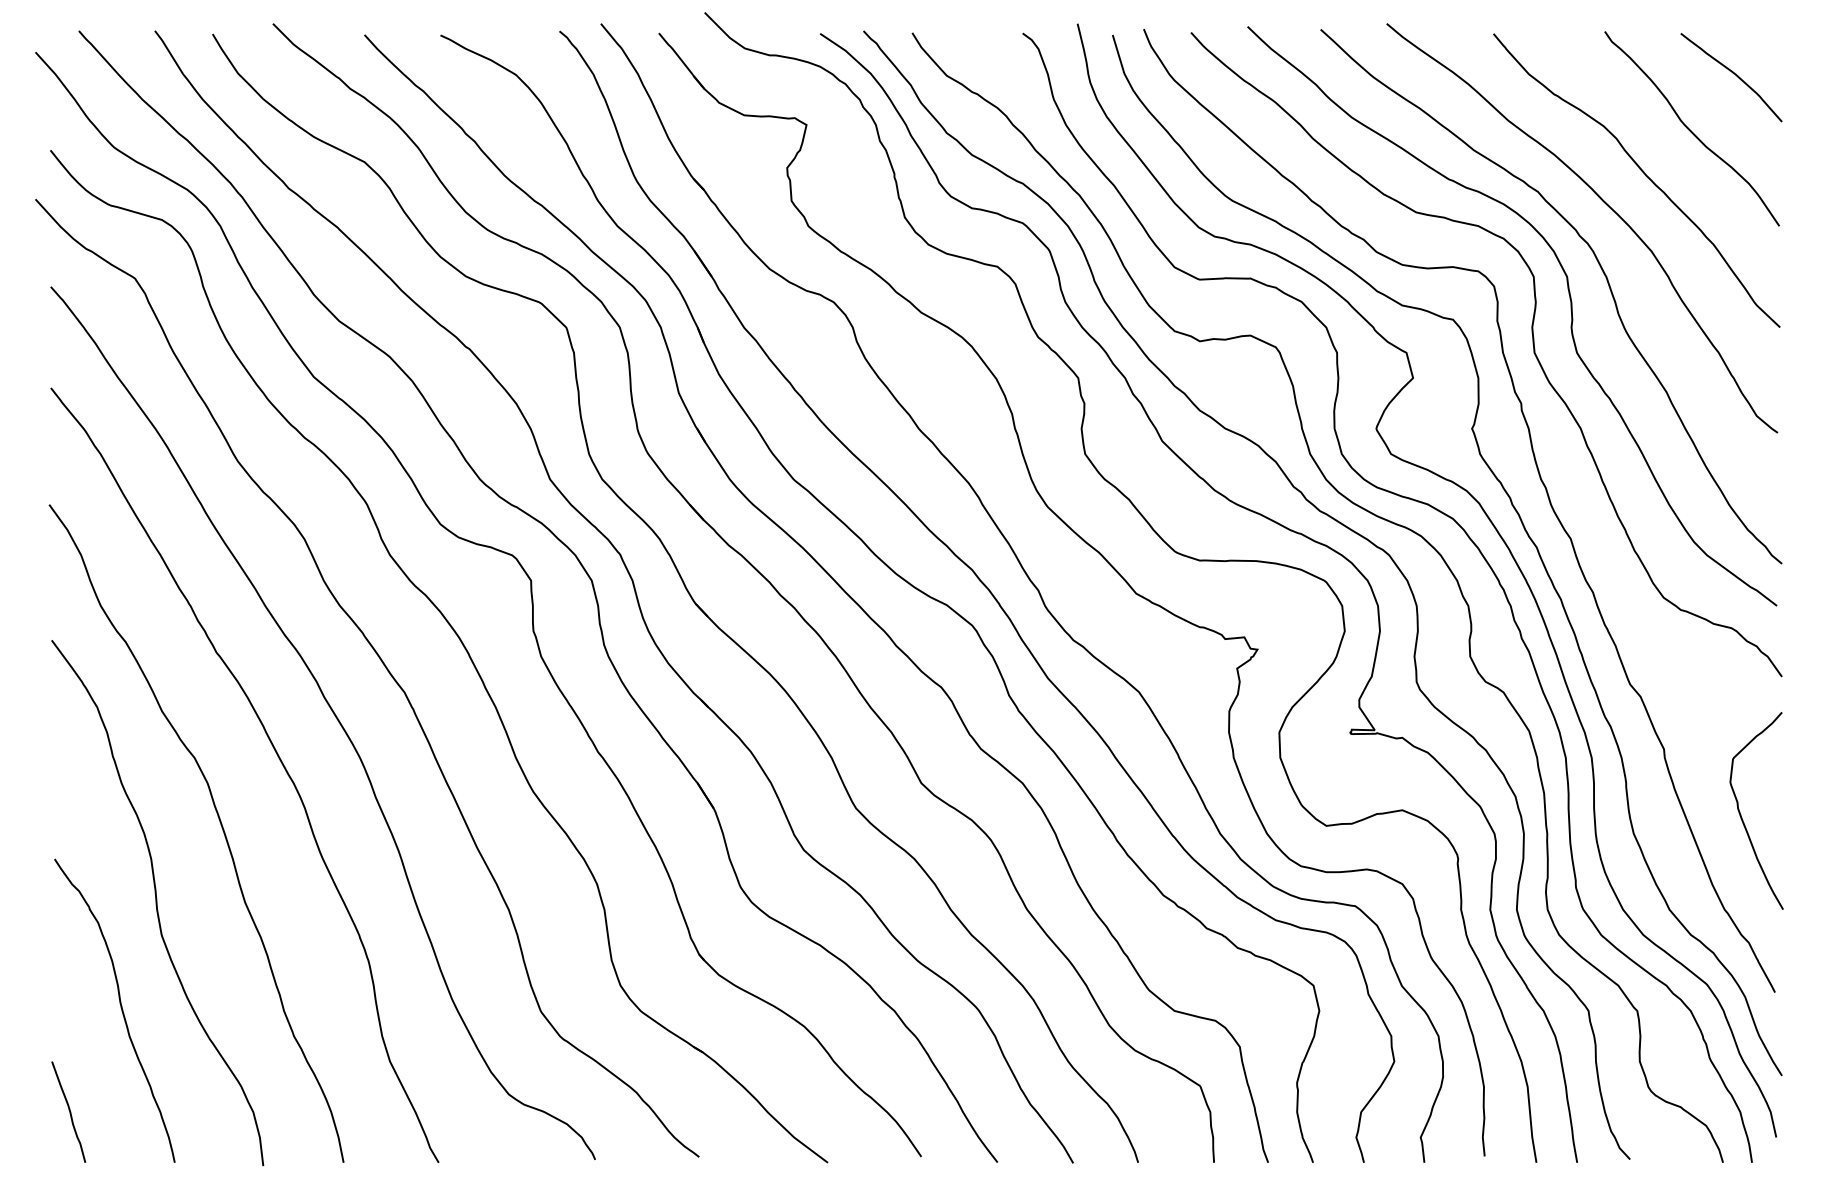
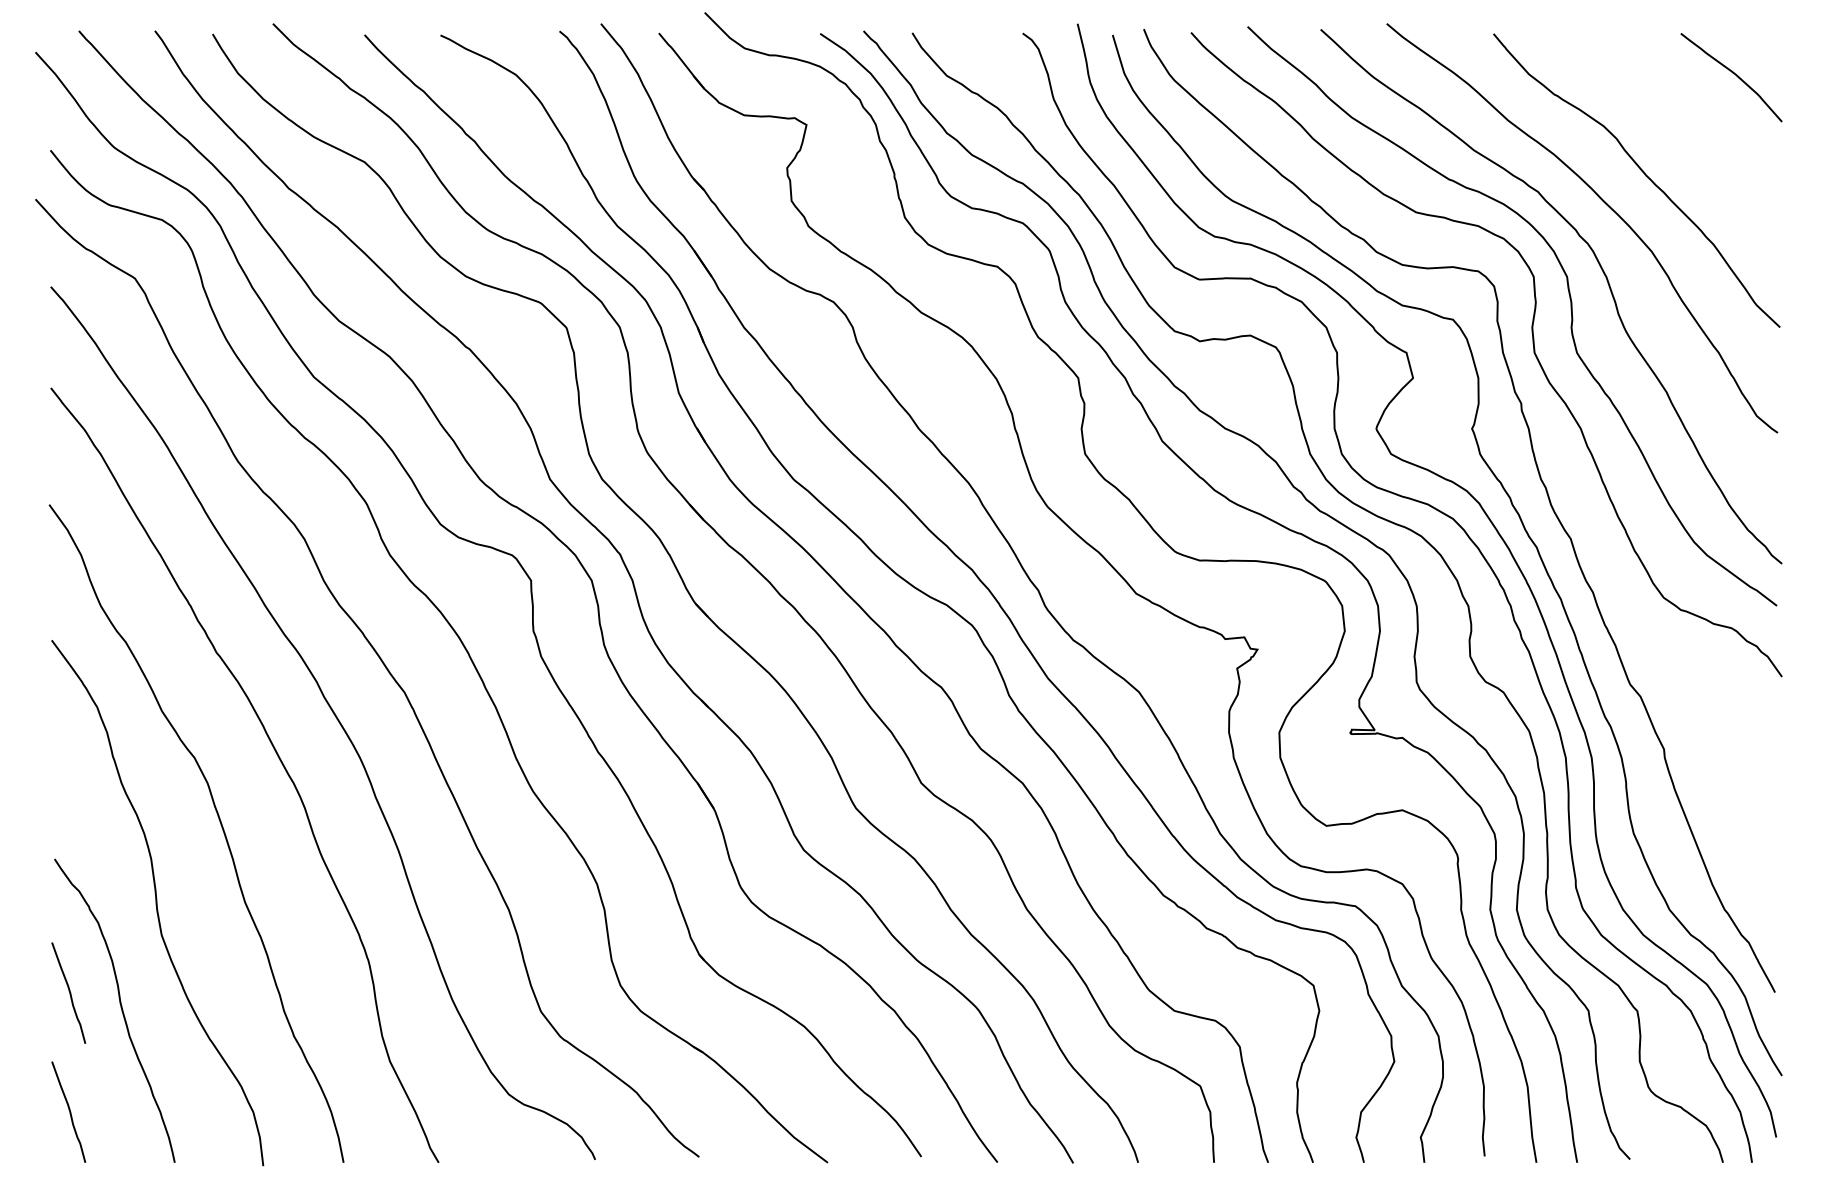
curve: present -> none (1690, 129)
curve: present -> none (1741, 814)
curve: none -> present (68, 991)
